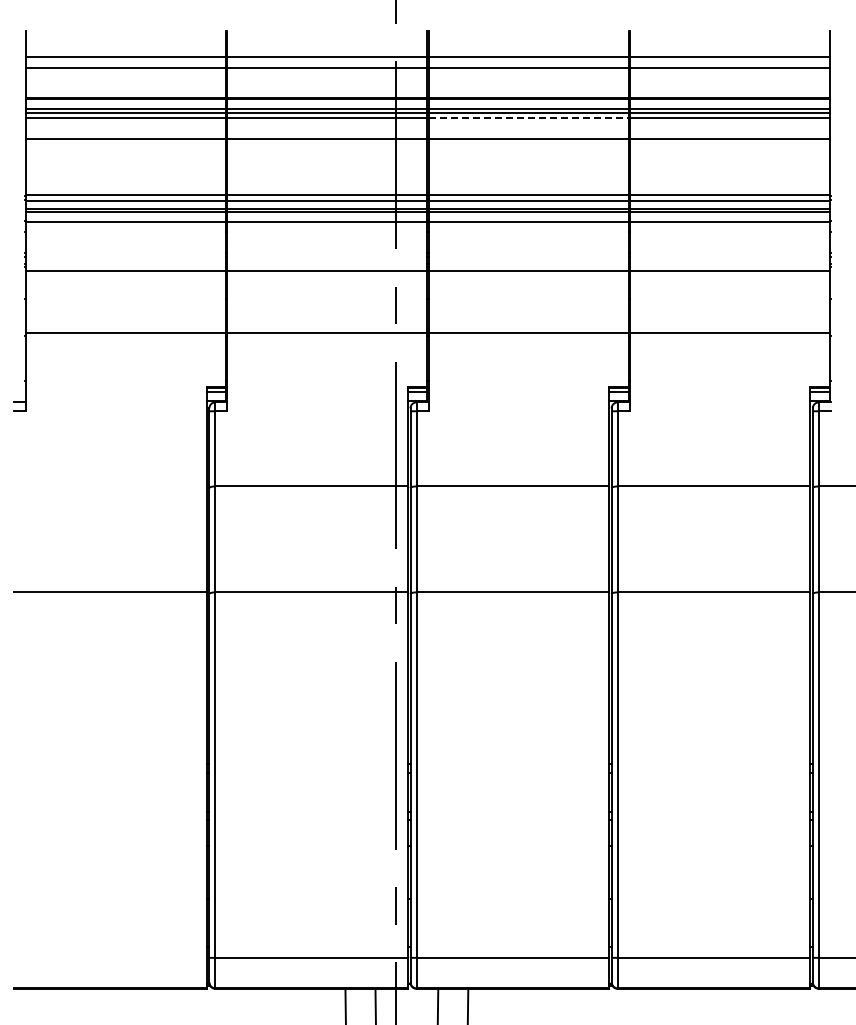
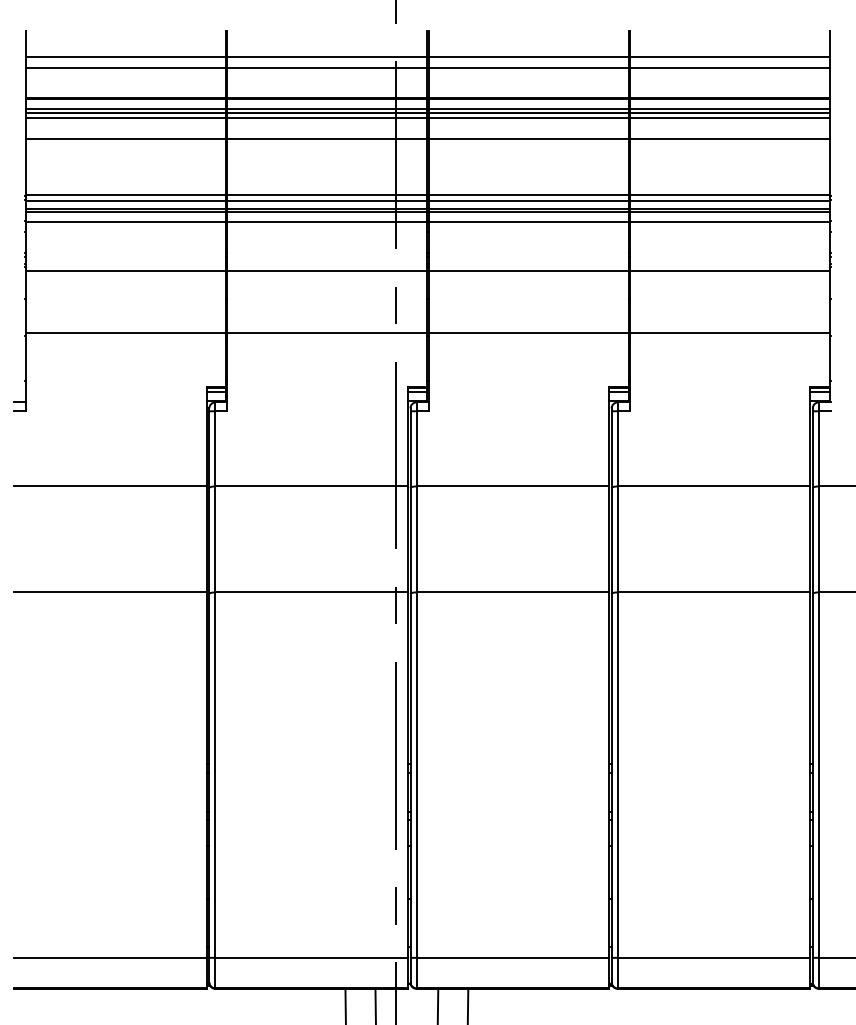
line: dashed -> solid (529, 117)
line: none -> present (110, 486)
line: none -> present (110, 957)
